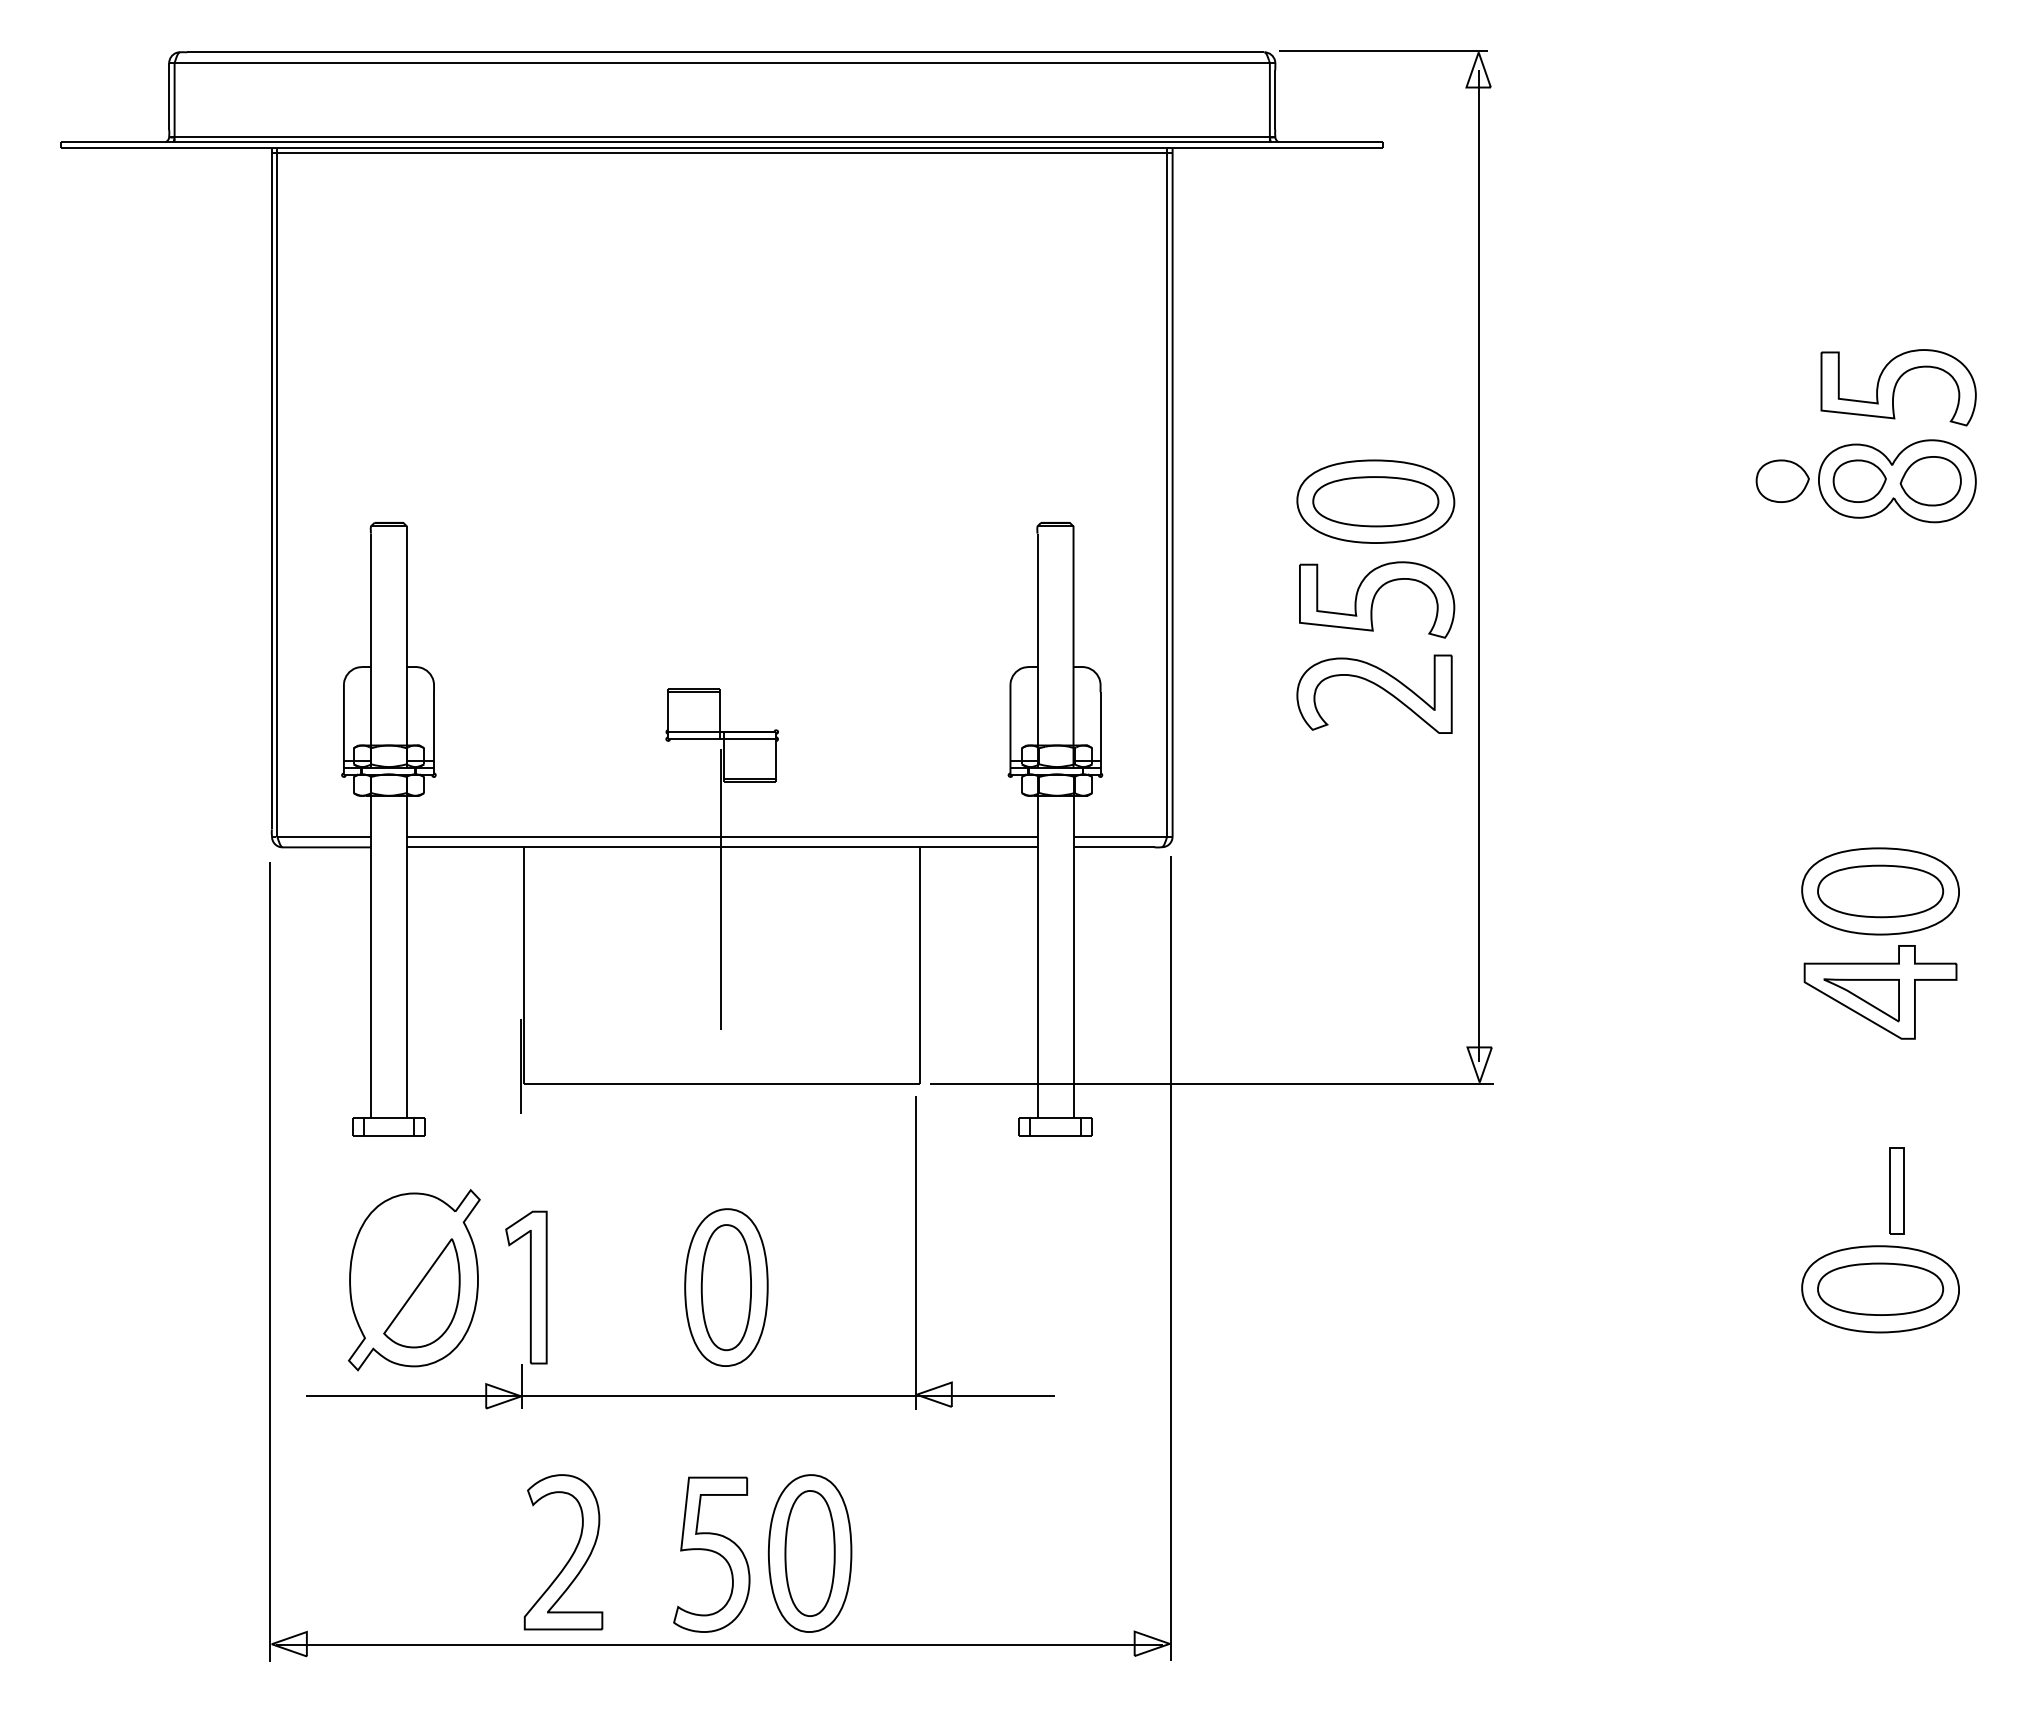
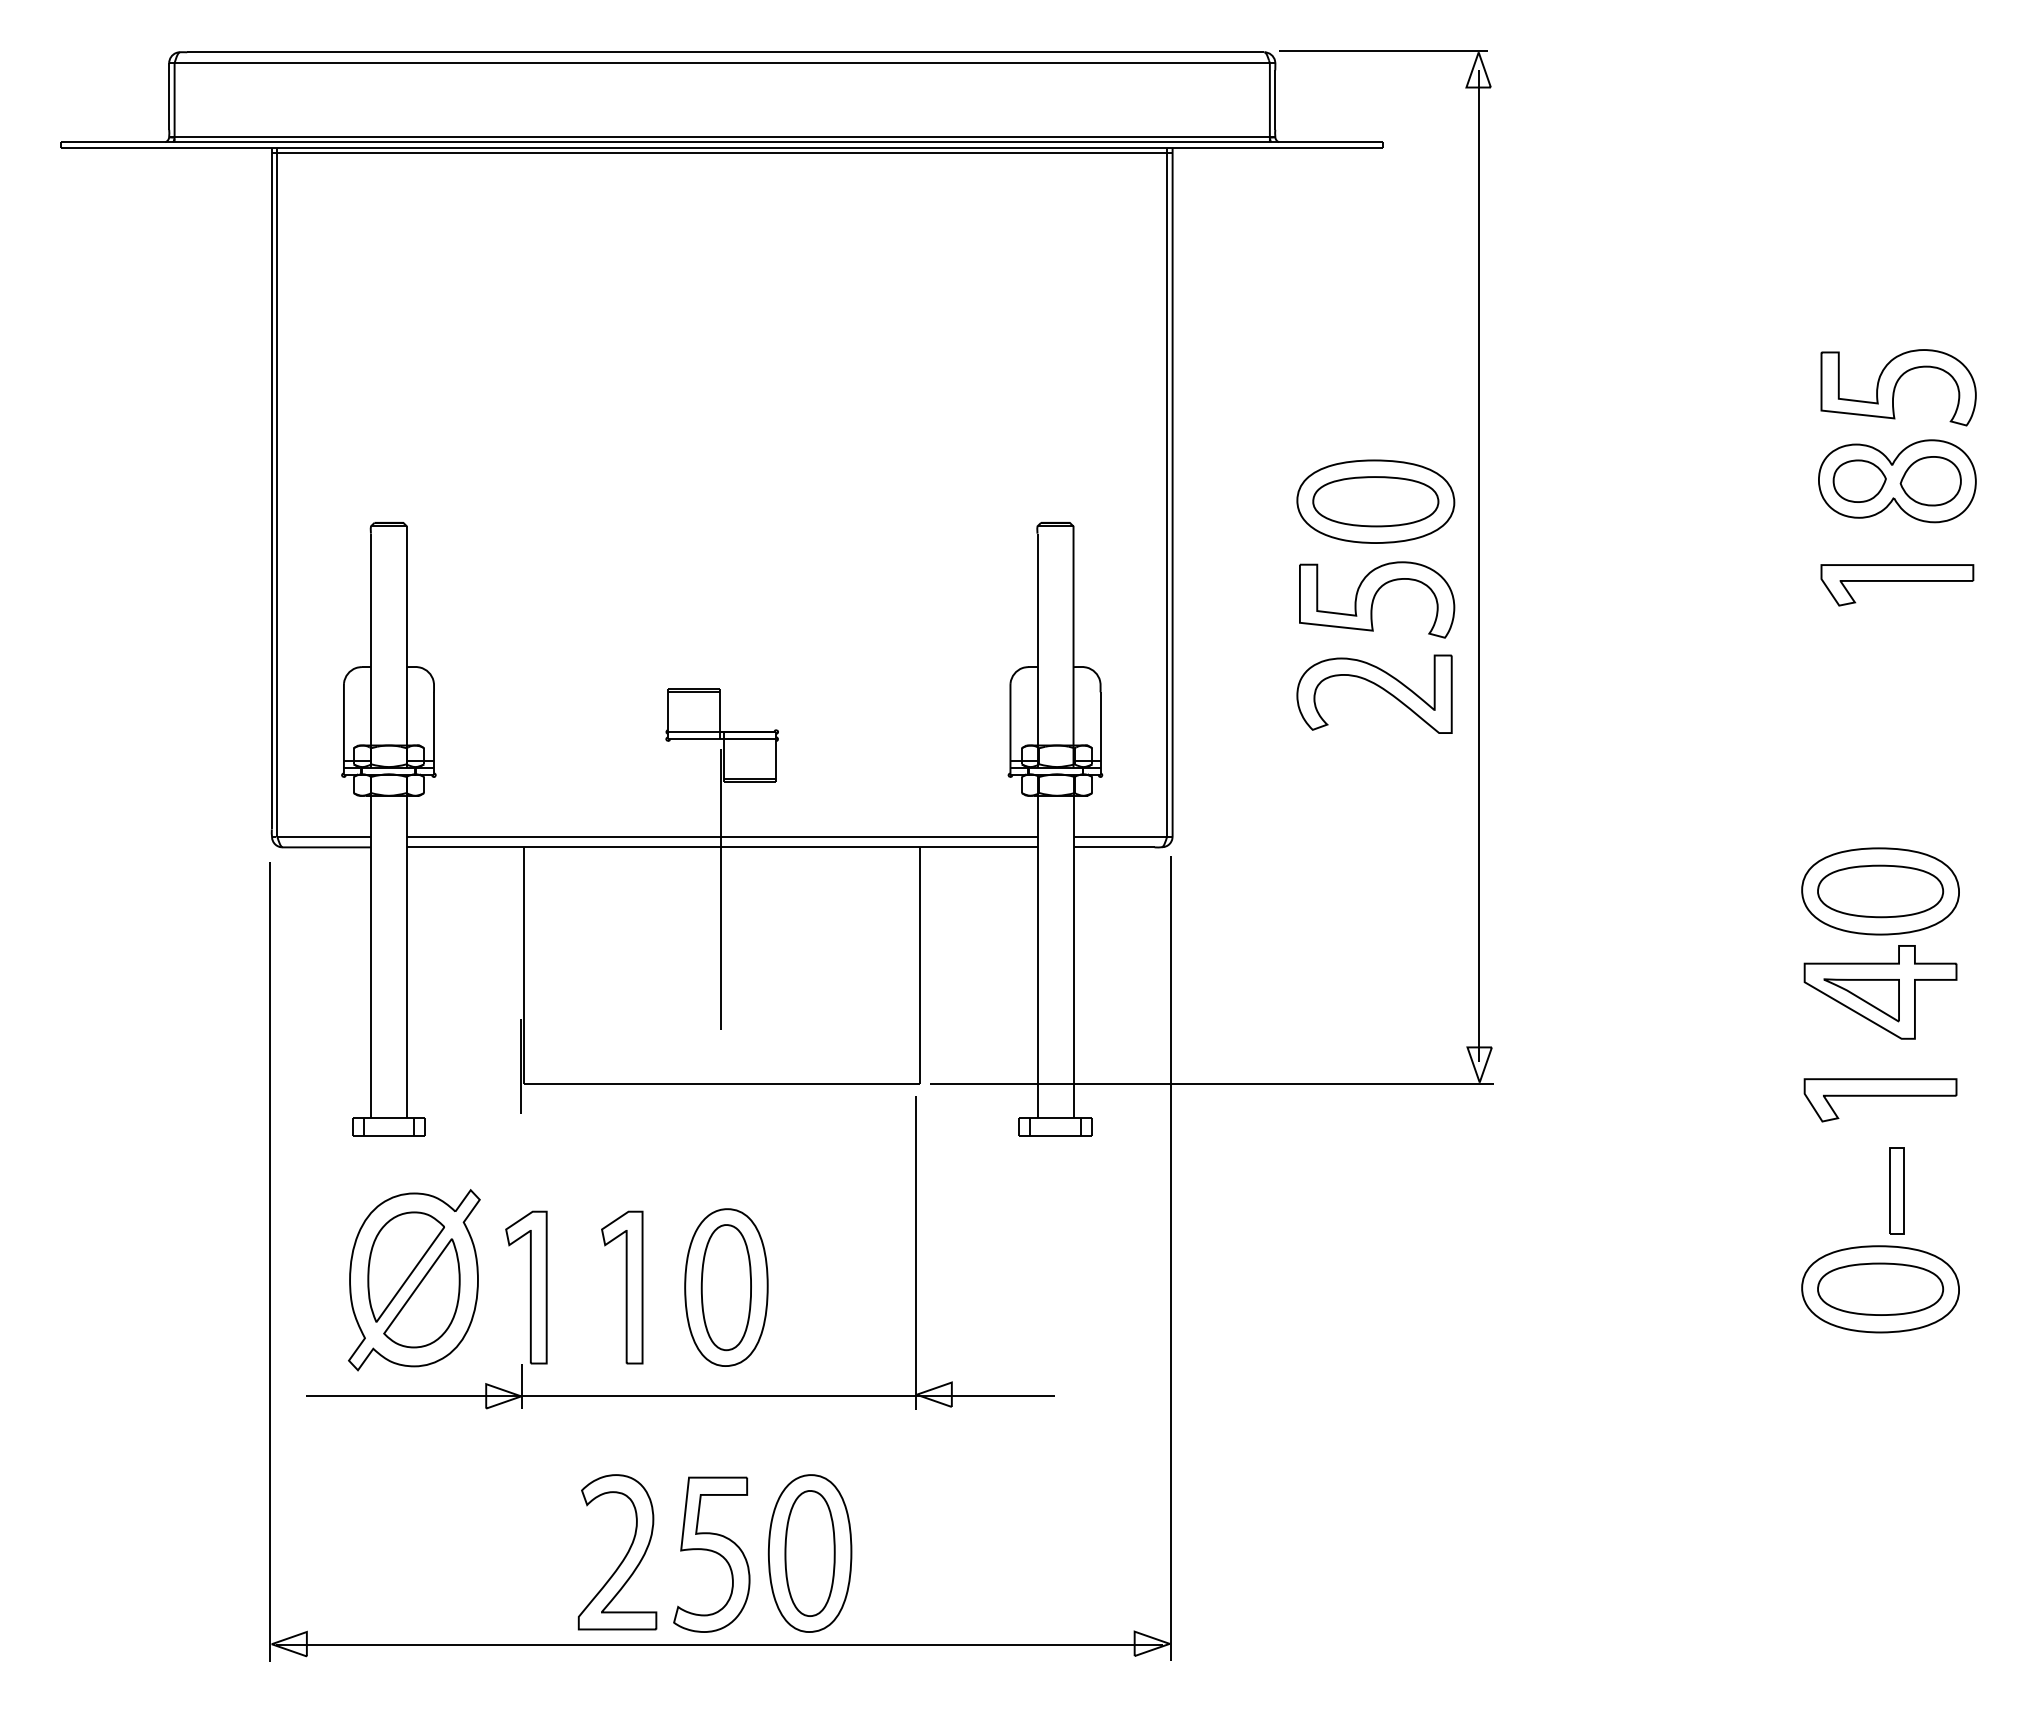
part: present -> none (1782, 480)
part: none -> present (1897, 585)
part: none -> present (1880, 1100)
part: none -> present (405, 1266)
part: none -> present (622, 1287)
part position: (570, 1556) -> (624, 1556) (624, 1556)
